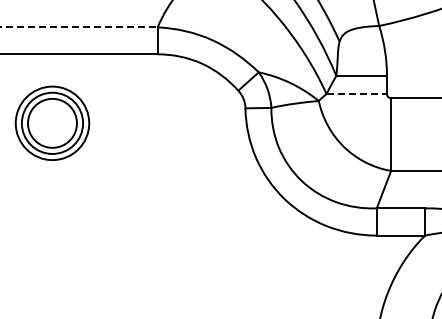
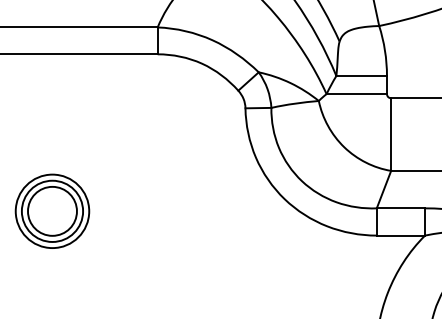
line: dashed -> solid (79, 27)
line: dashed -> solid (357, 94)
part position: (52, 122) -> (52, 210) (52, 210)
